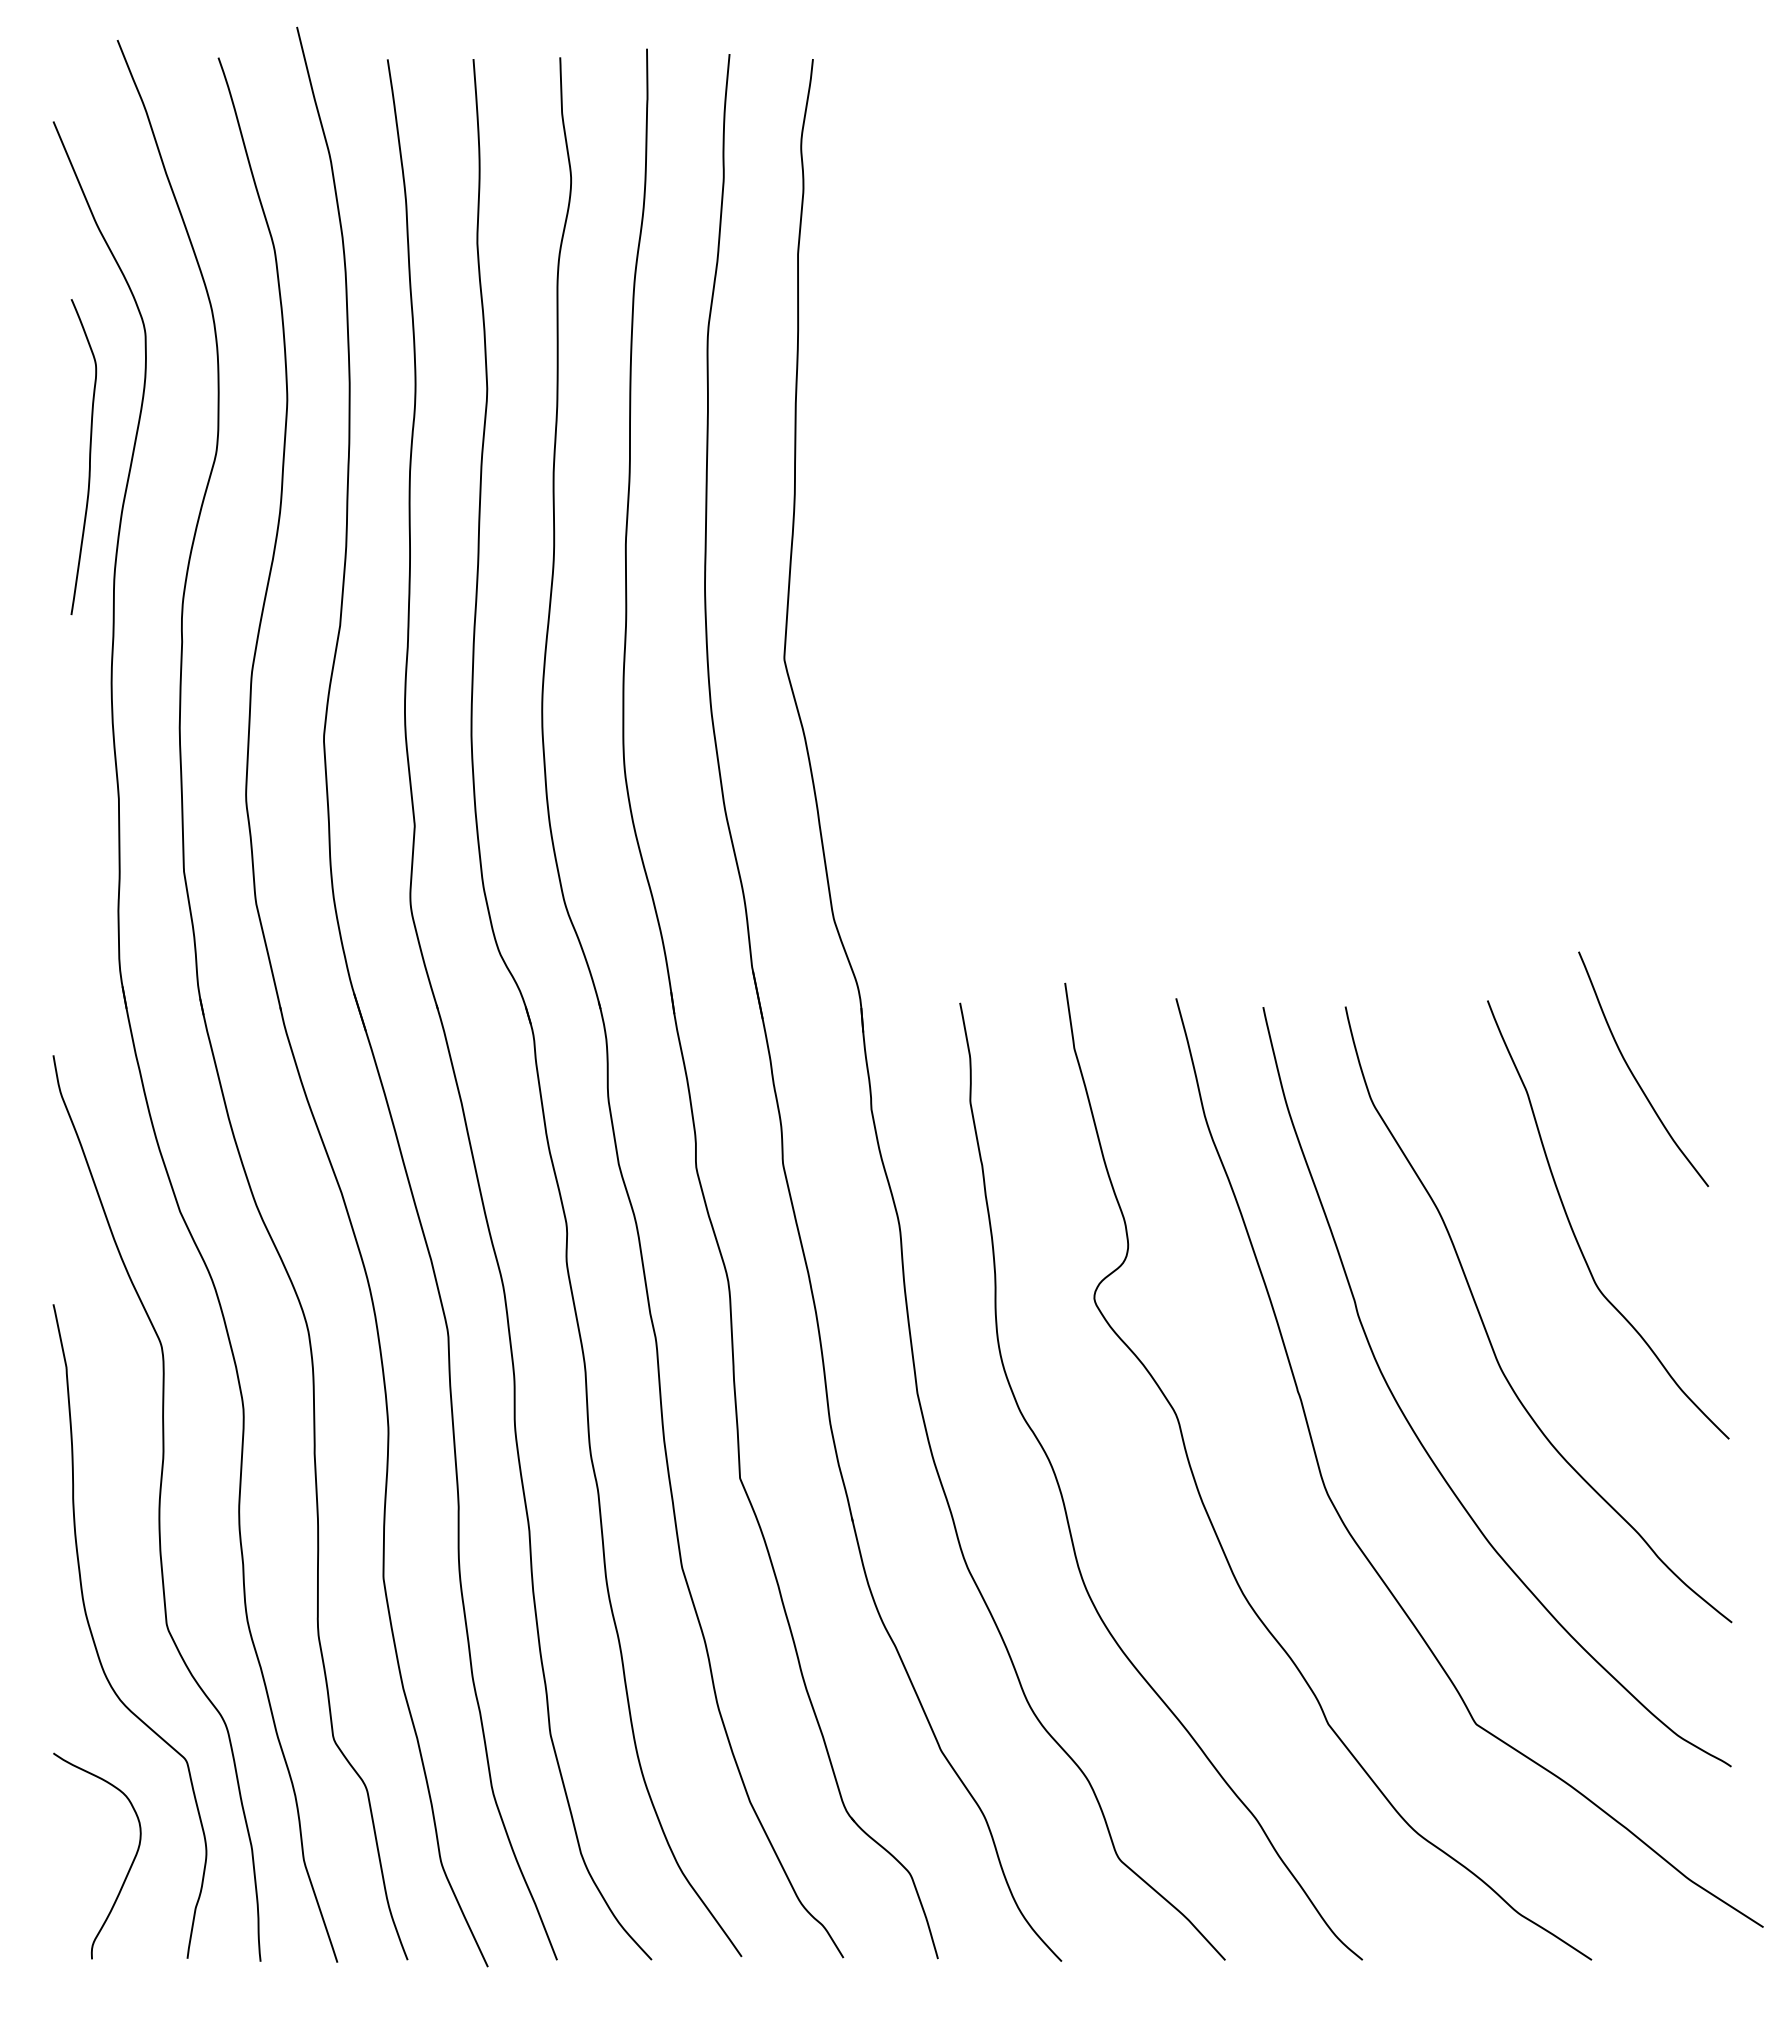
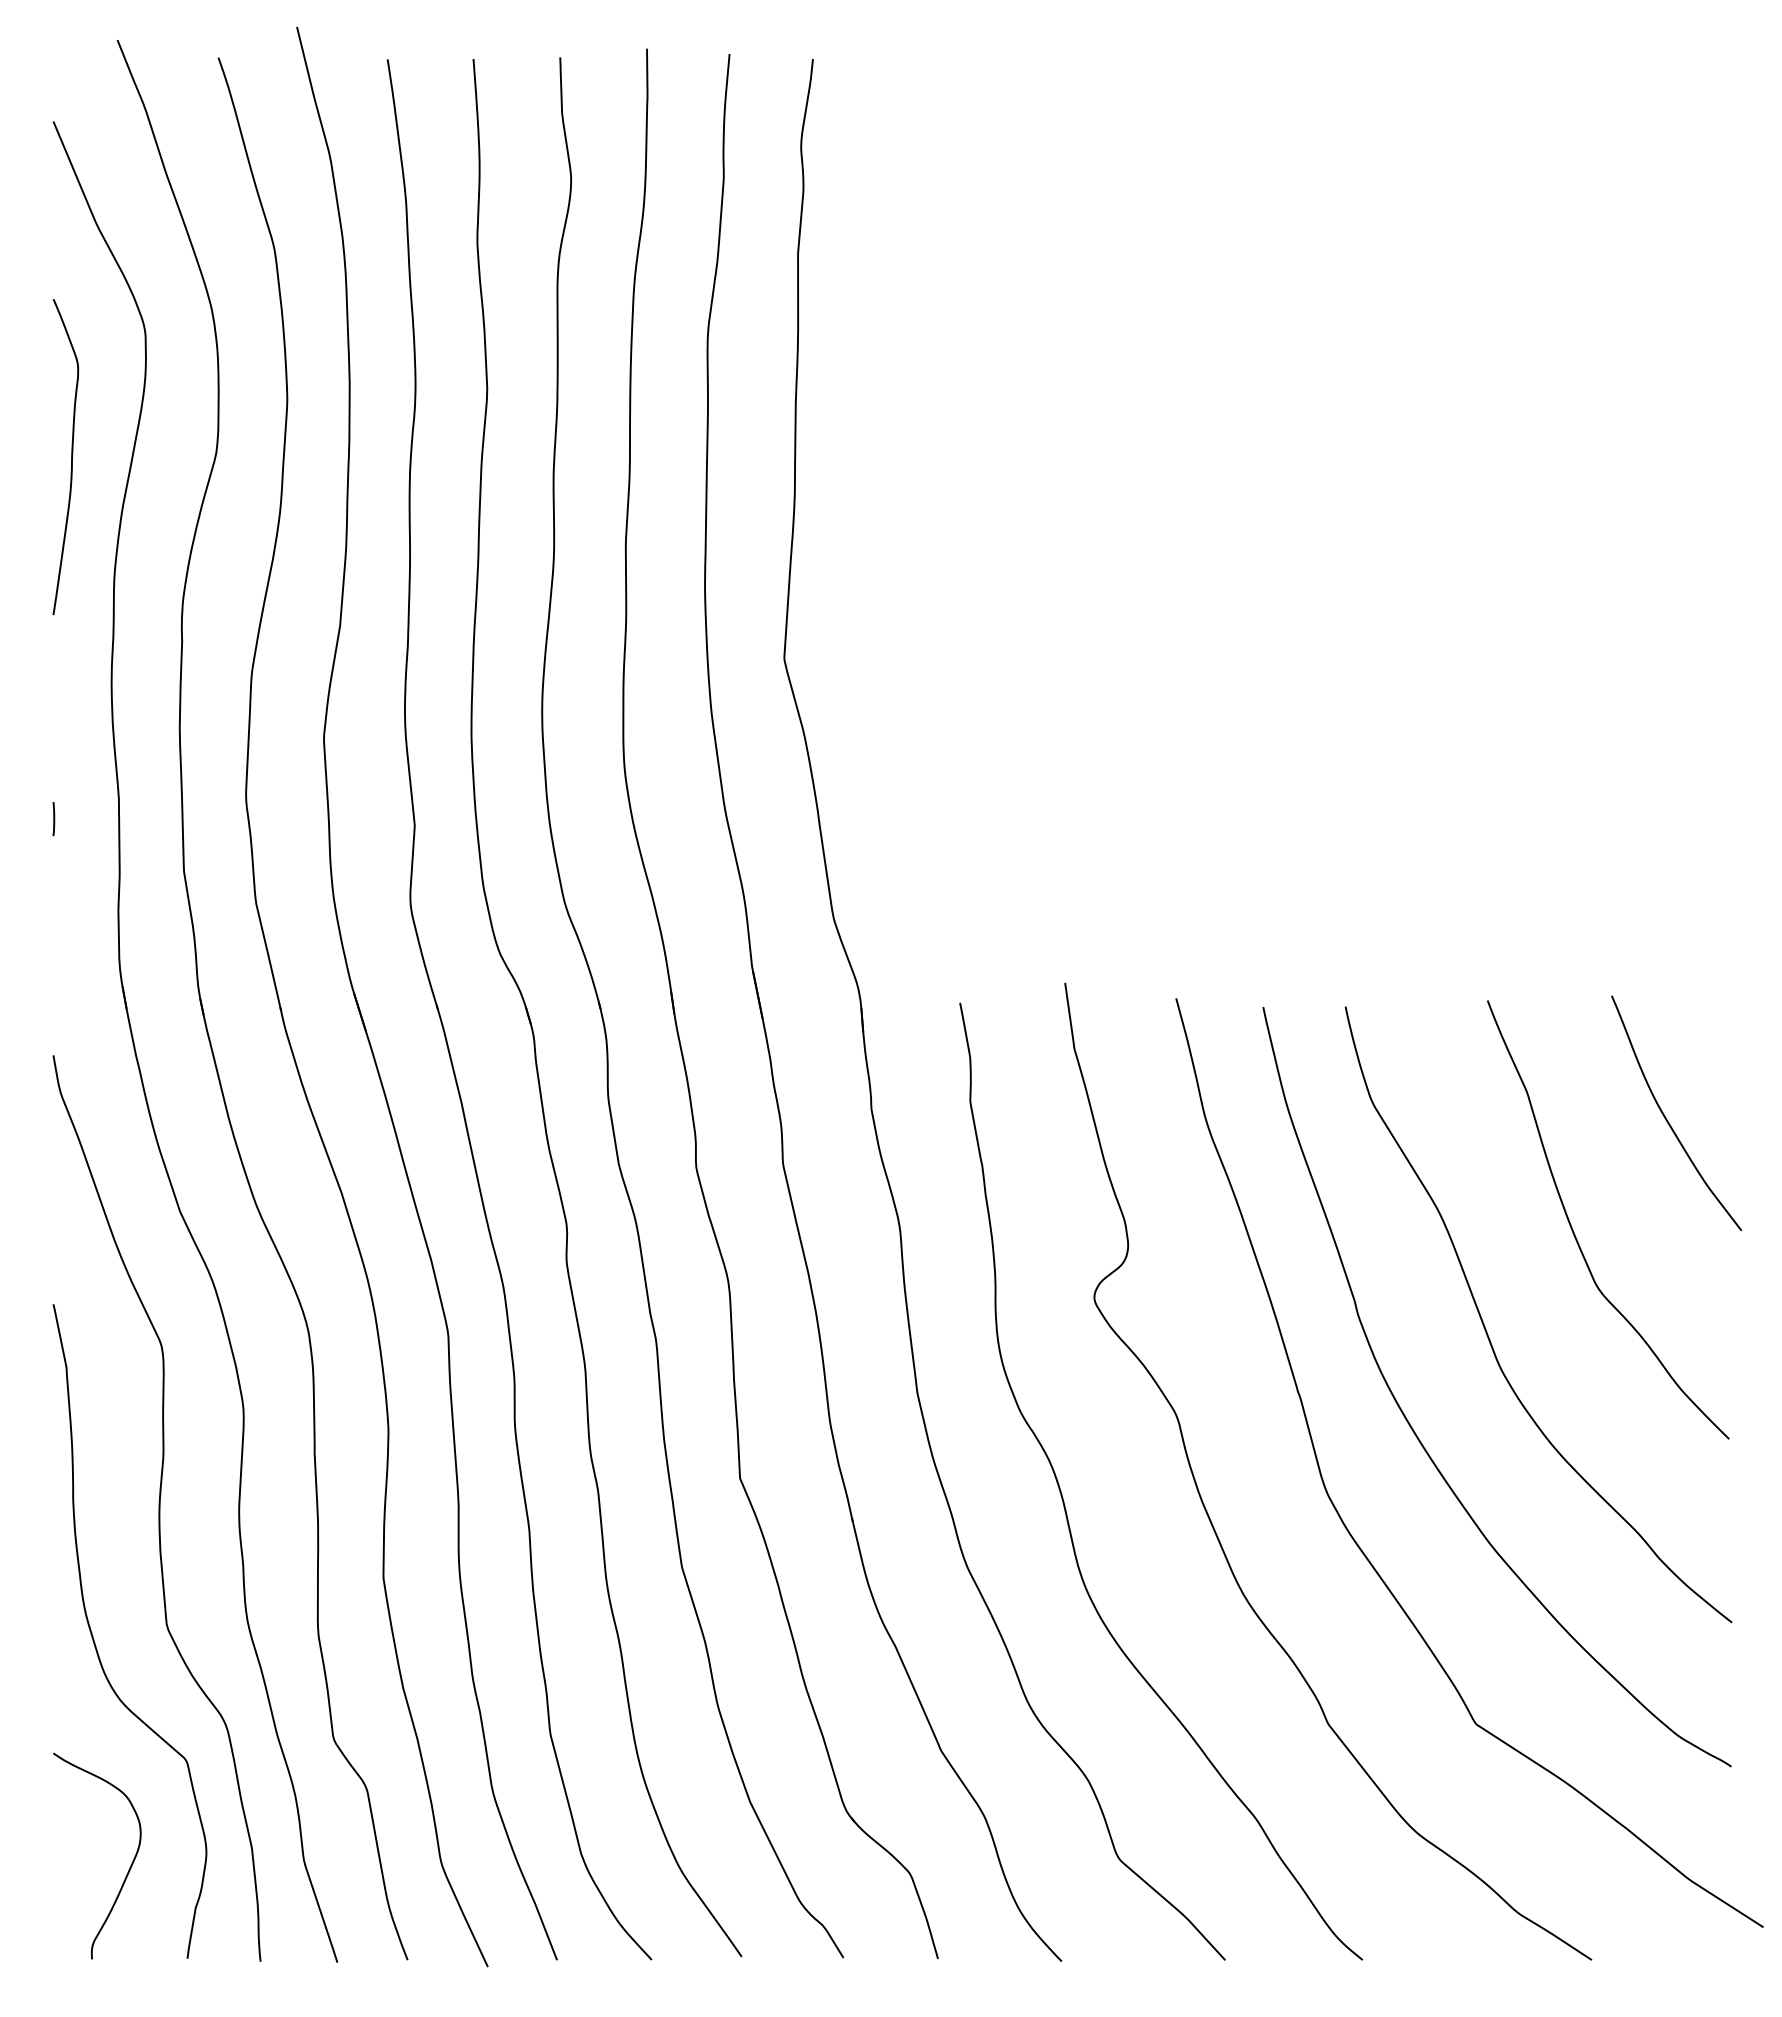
curve position: (89, 456) -> (71, 456) (71, 456)
line: none -> present (53, 819)
curve position: (1633, 1073) -> (1666, 1117) (1666, 1117)
